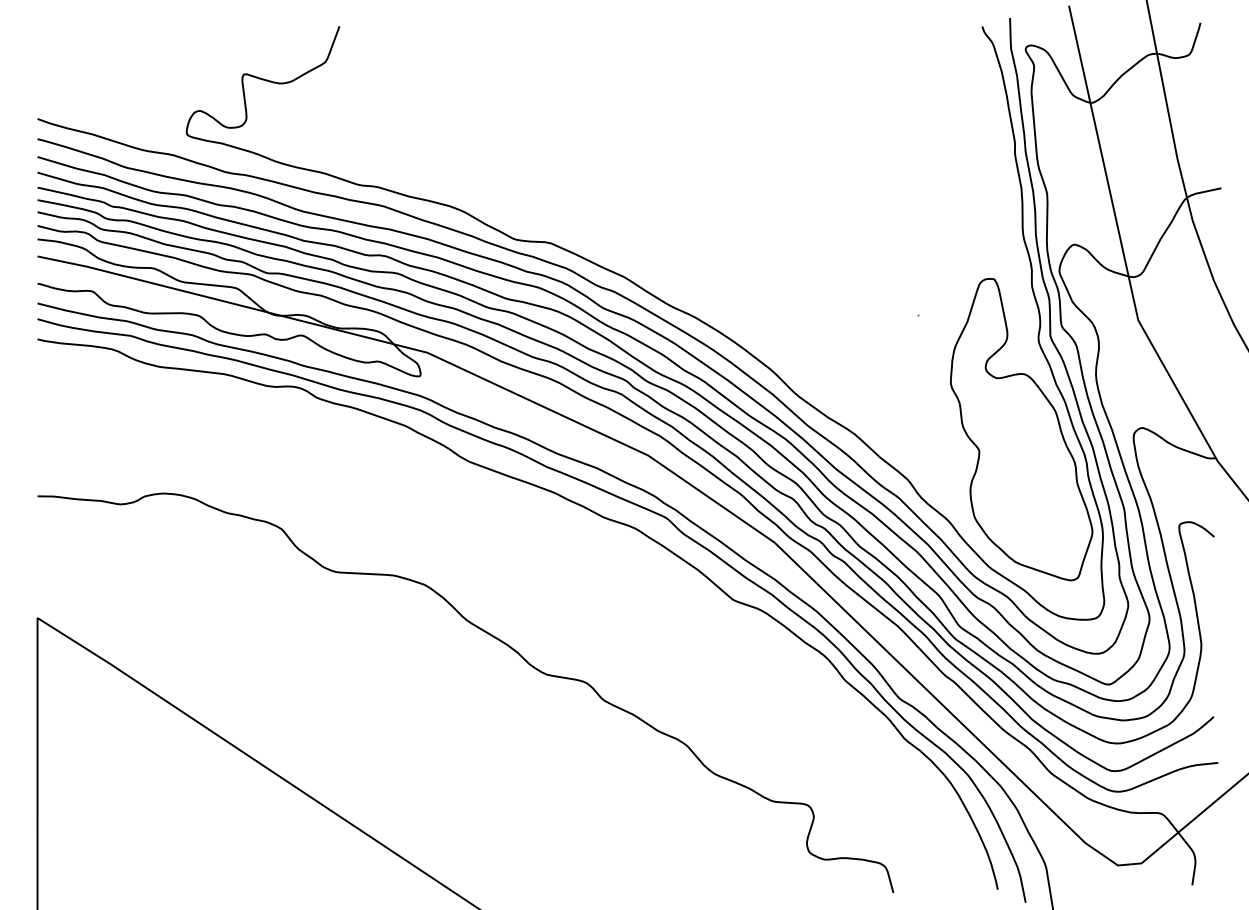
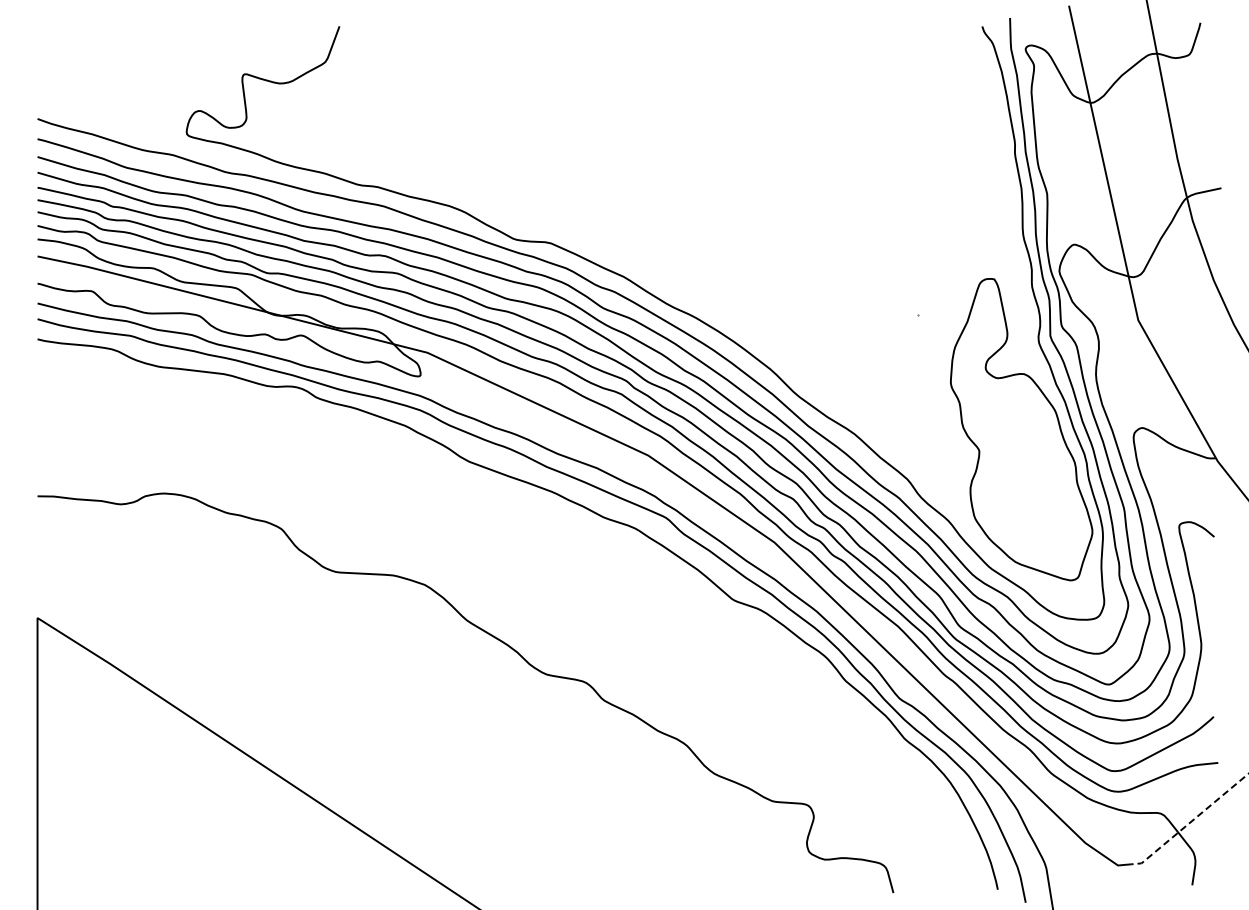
line: solid -> dashed (1190, 822)
